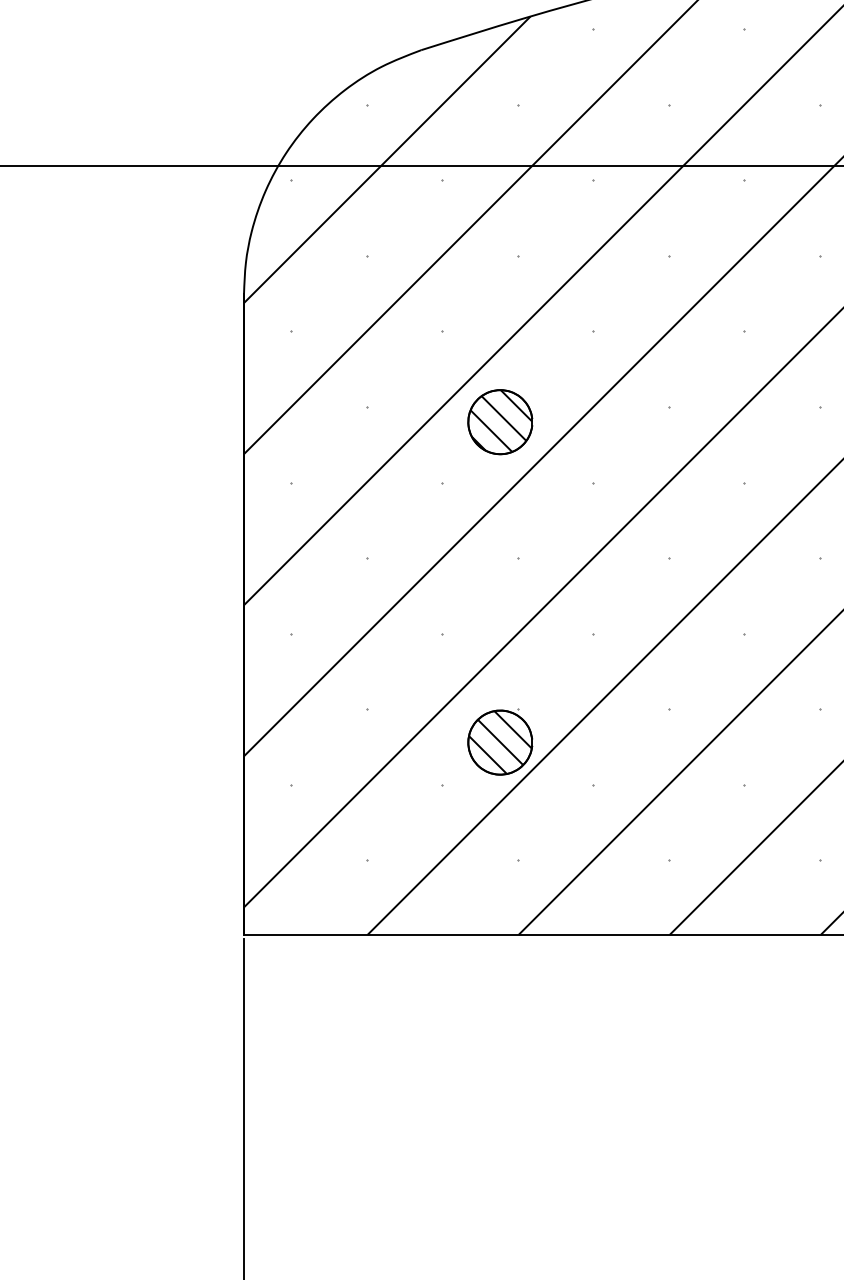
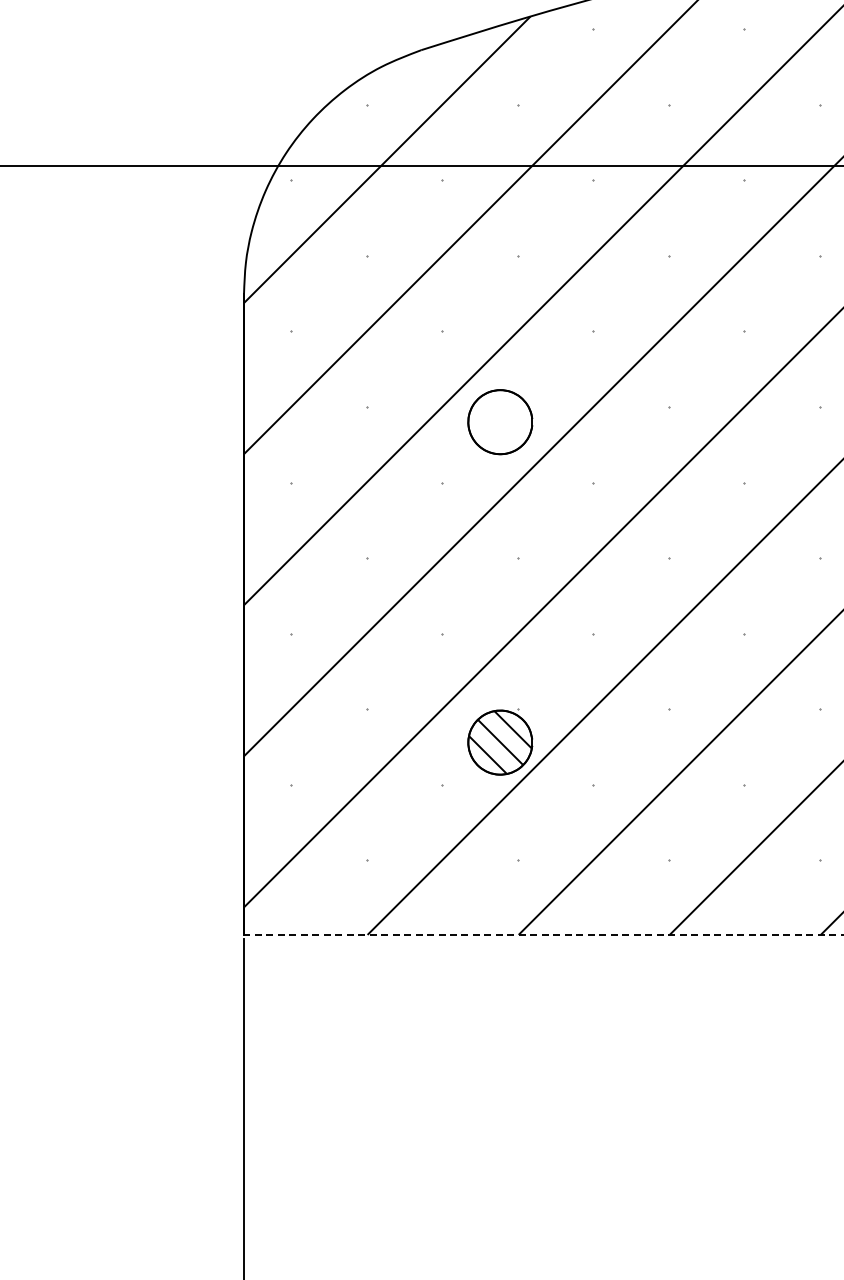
hatch: present -> none (501, 420)
line: solid -> dashed (543, 934)
